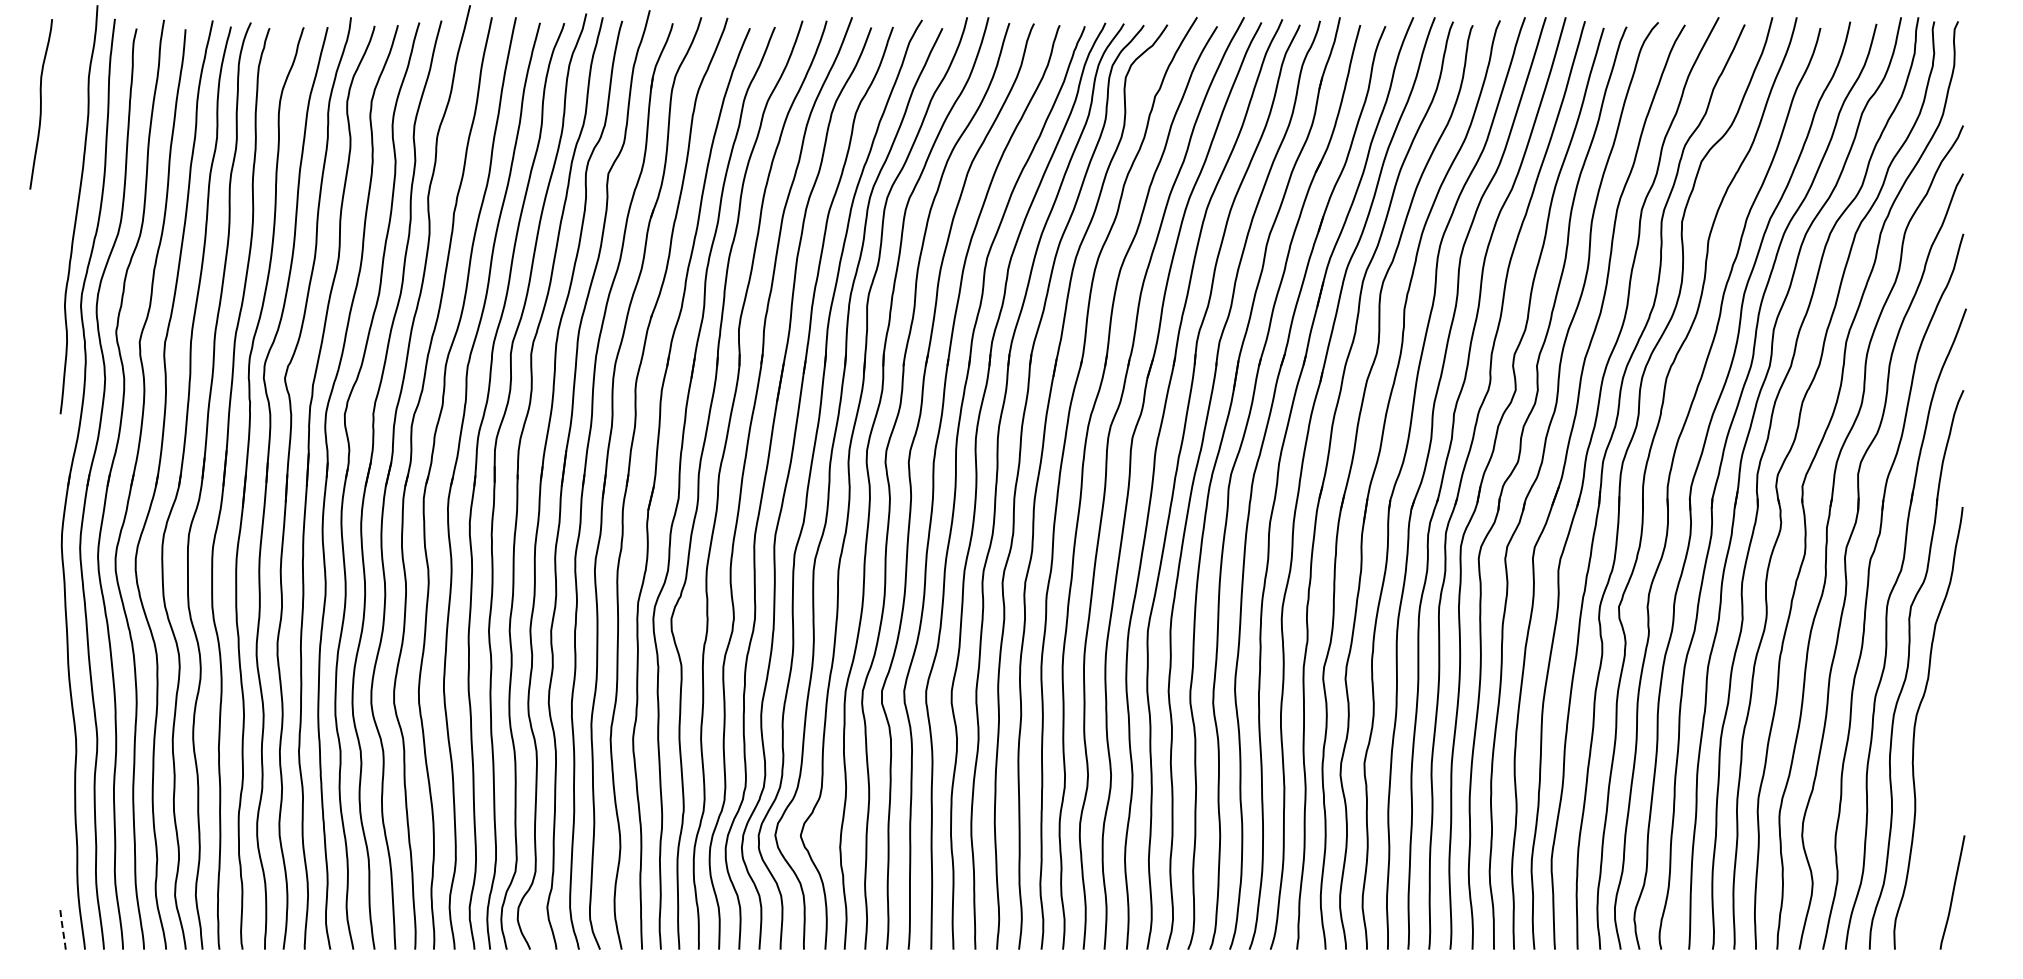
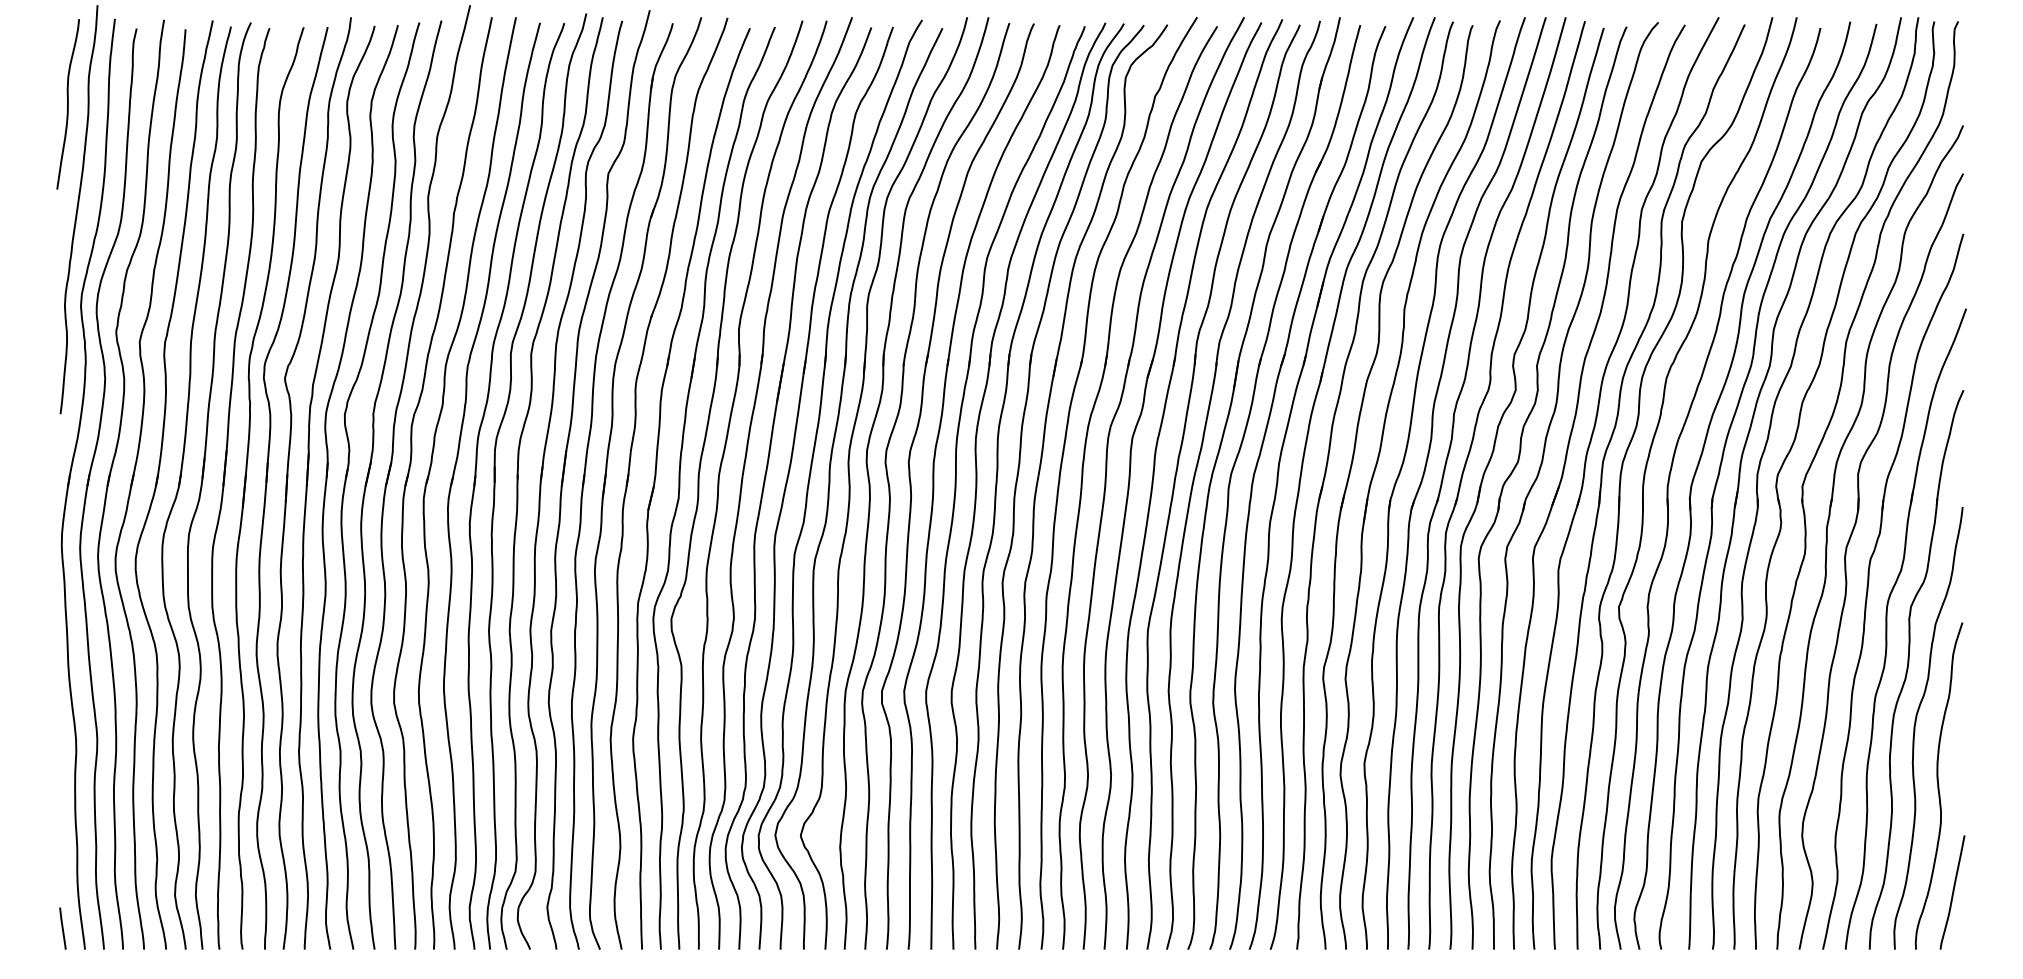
curve position: (40, 104) -> (67, 104) (67, 104)
curve: none -> present (1938, 785)
line: dashed -> solid (62, 928)
